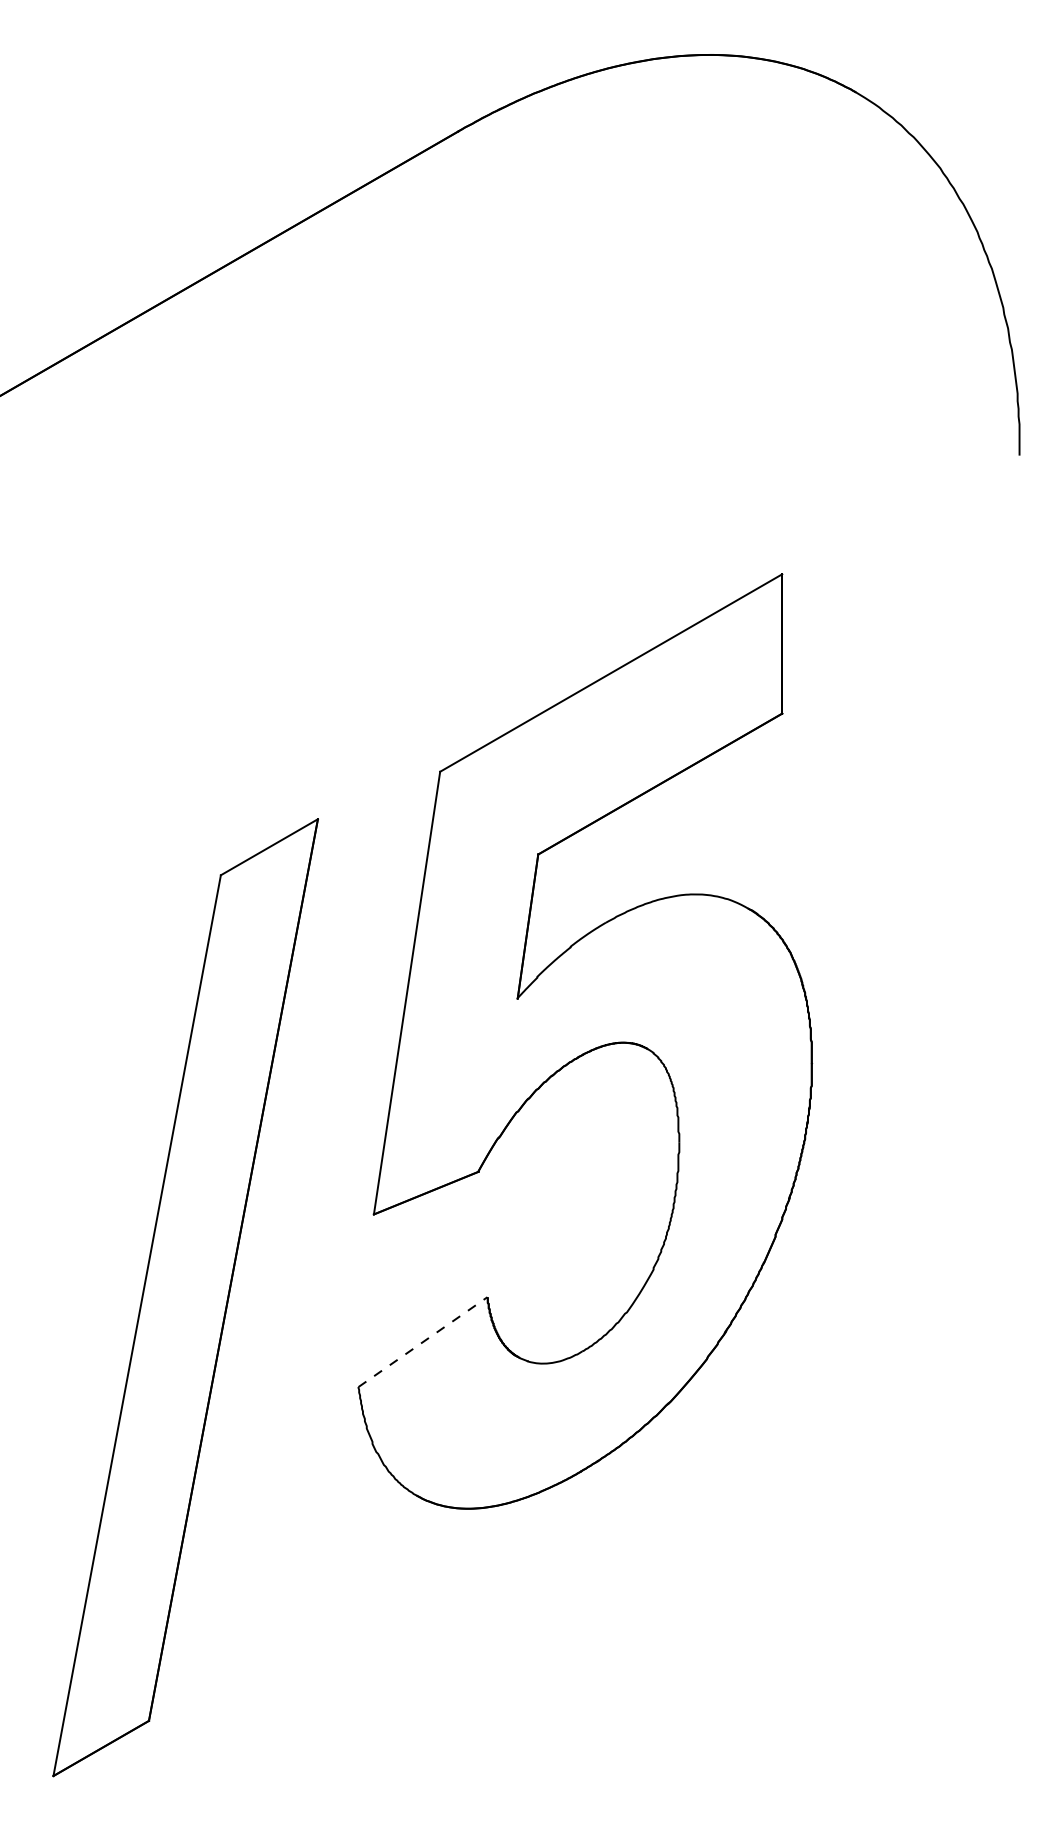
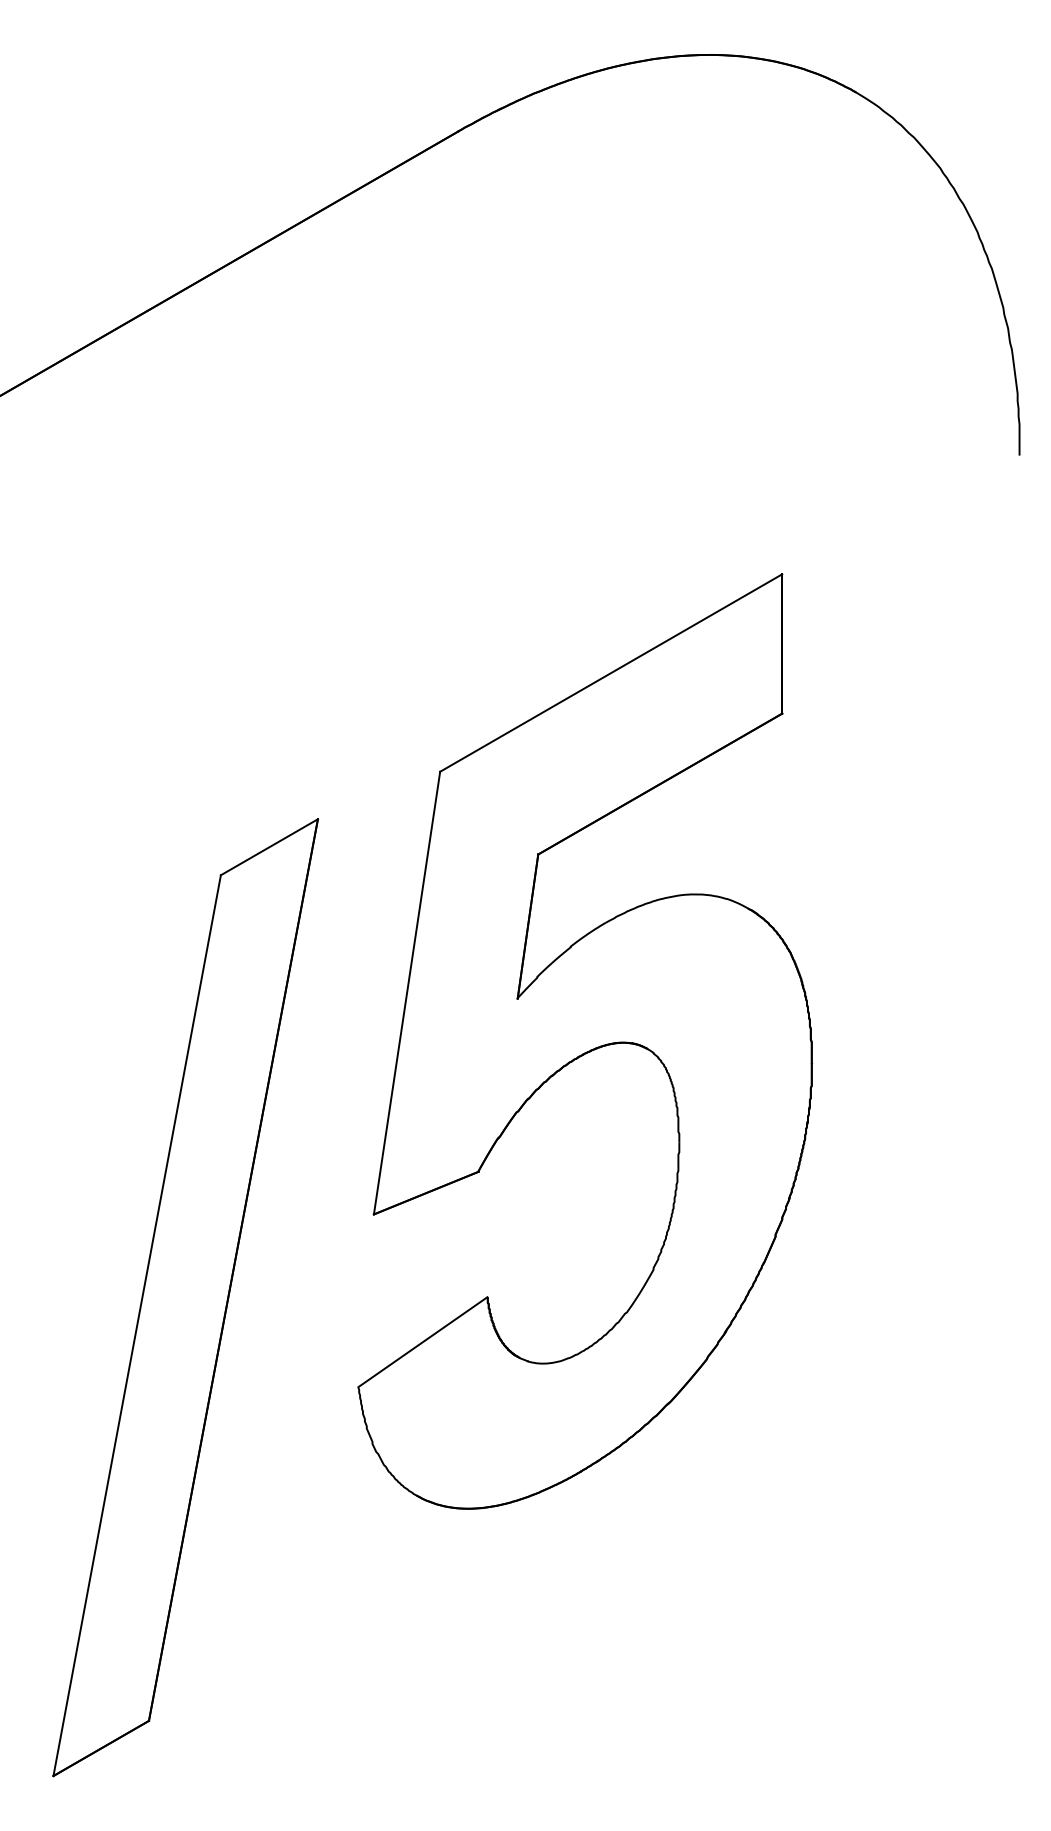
line: dashed -> solid (422, 1342)
